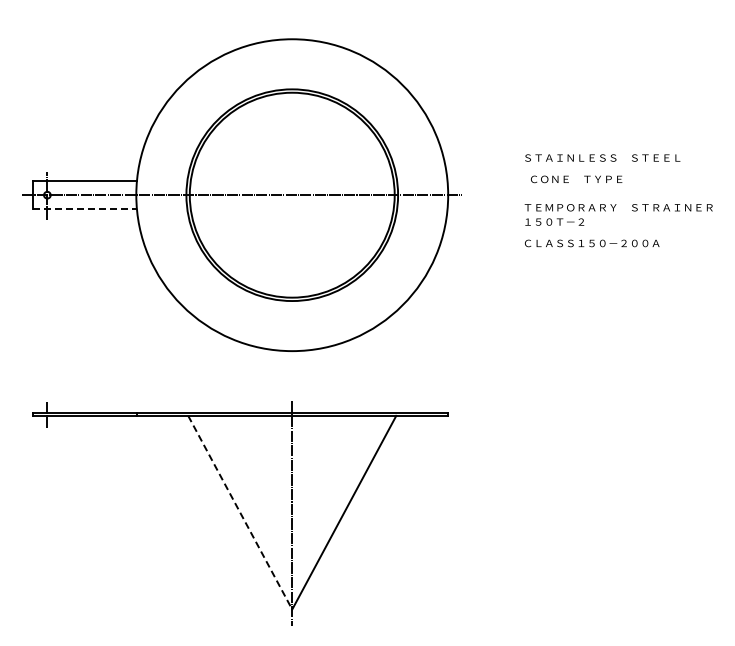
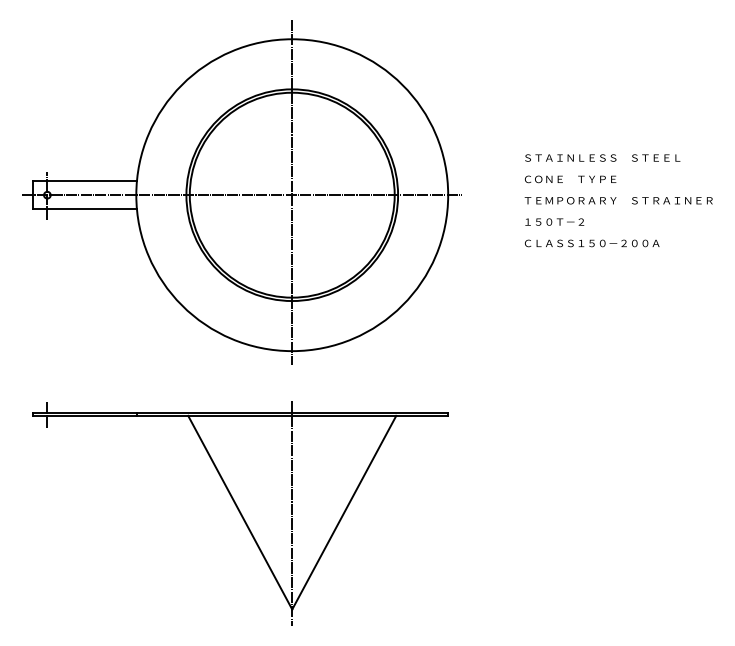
text position: (576, 179) -> (570, 179) (570, 179)
line: none -> present (292, 192)
text position: (618, 207) -> (618, 200) (618, 200)
line: dashed -> solid (85, 209)
line: dashed -> solid (240, 512)
